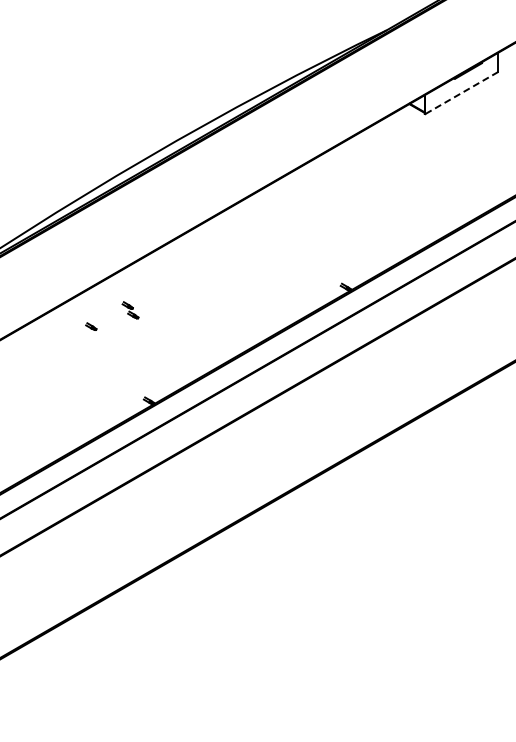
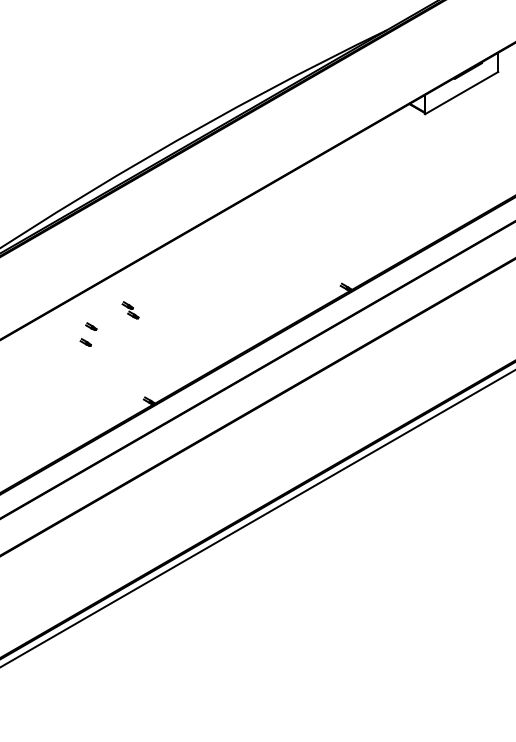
line: dashed -> solid (461, 93)
part: none -> present (85, 342)
line: none -> present (257, 518)
